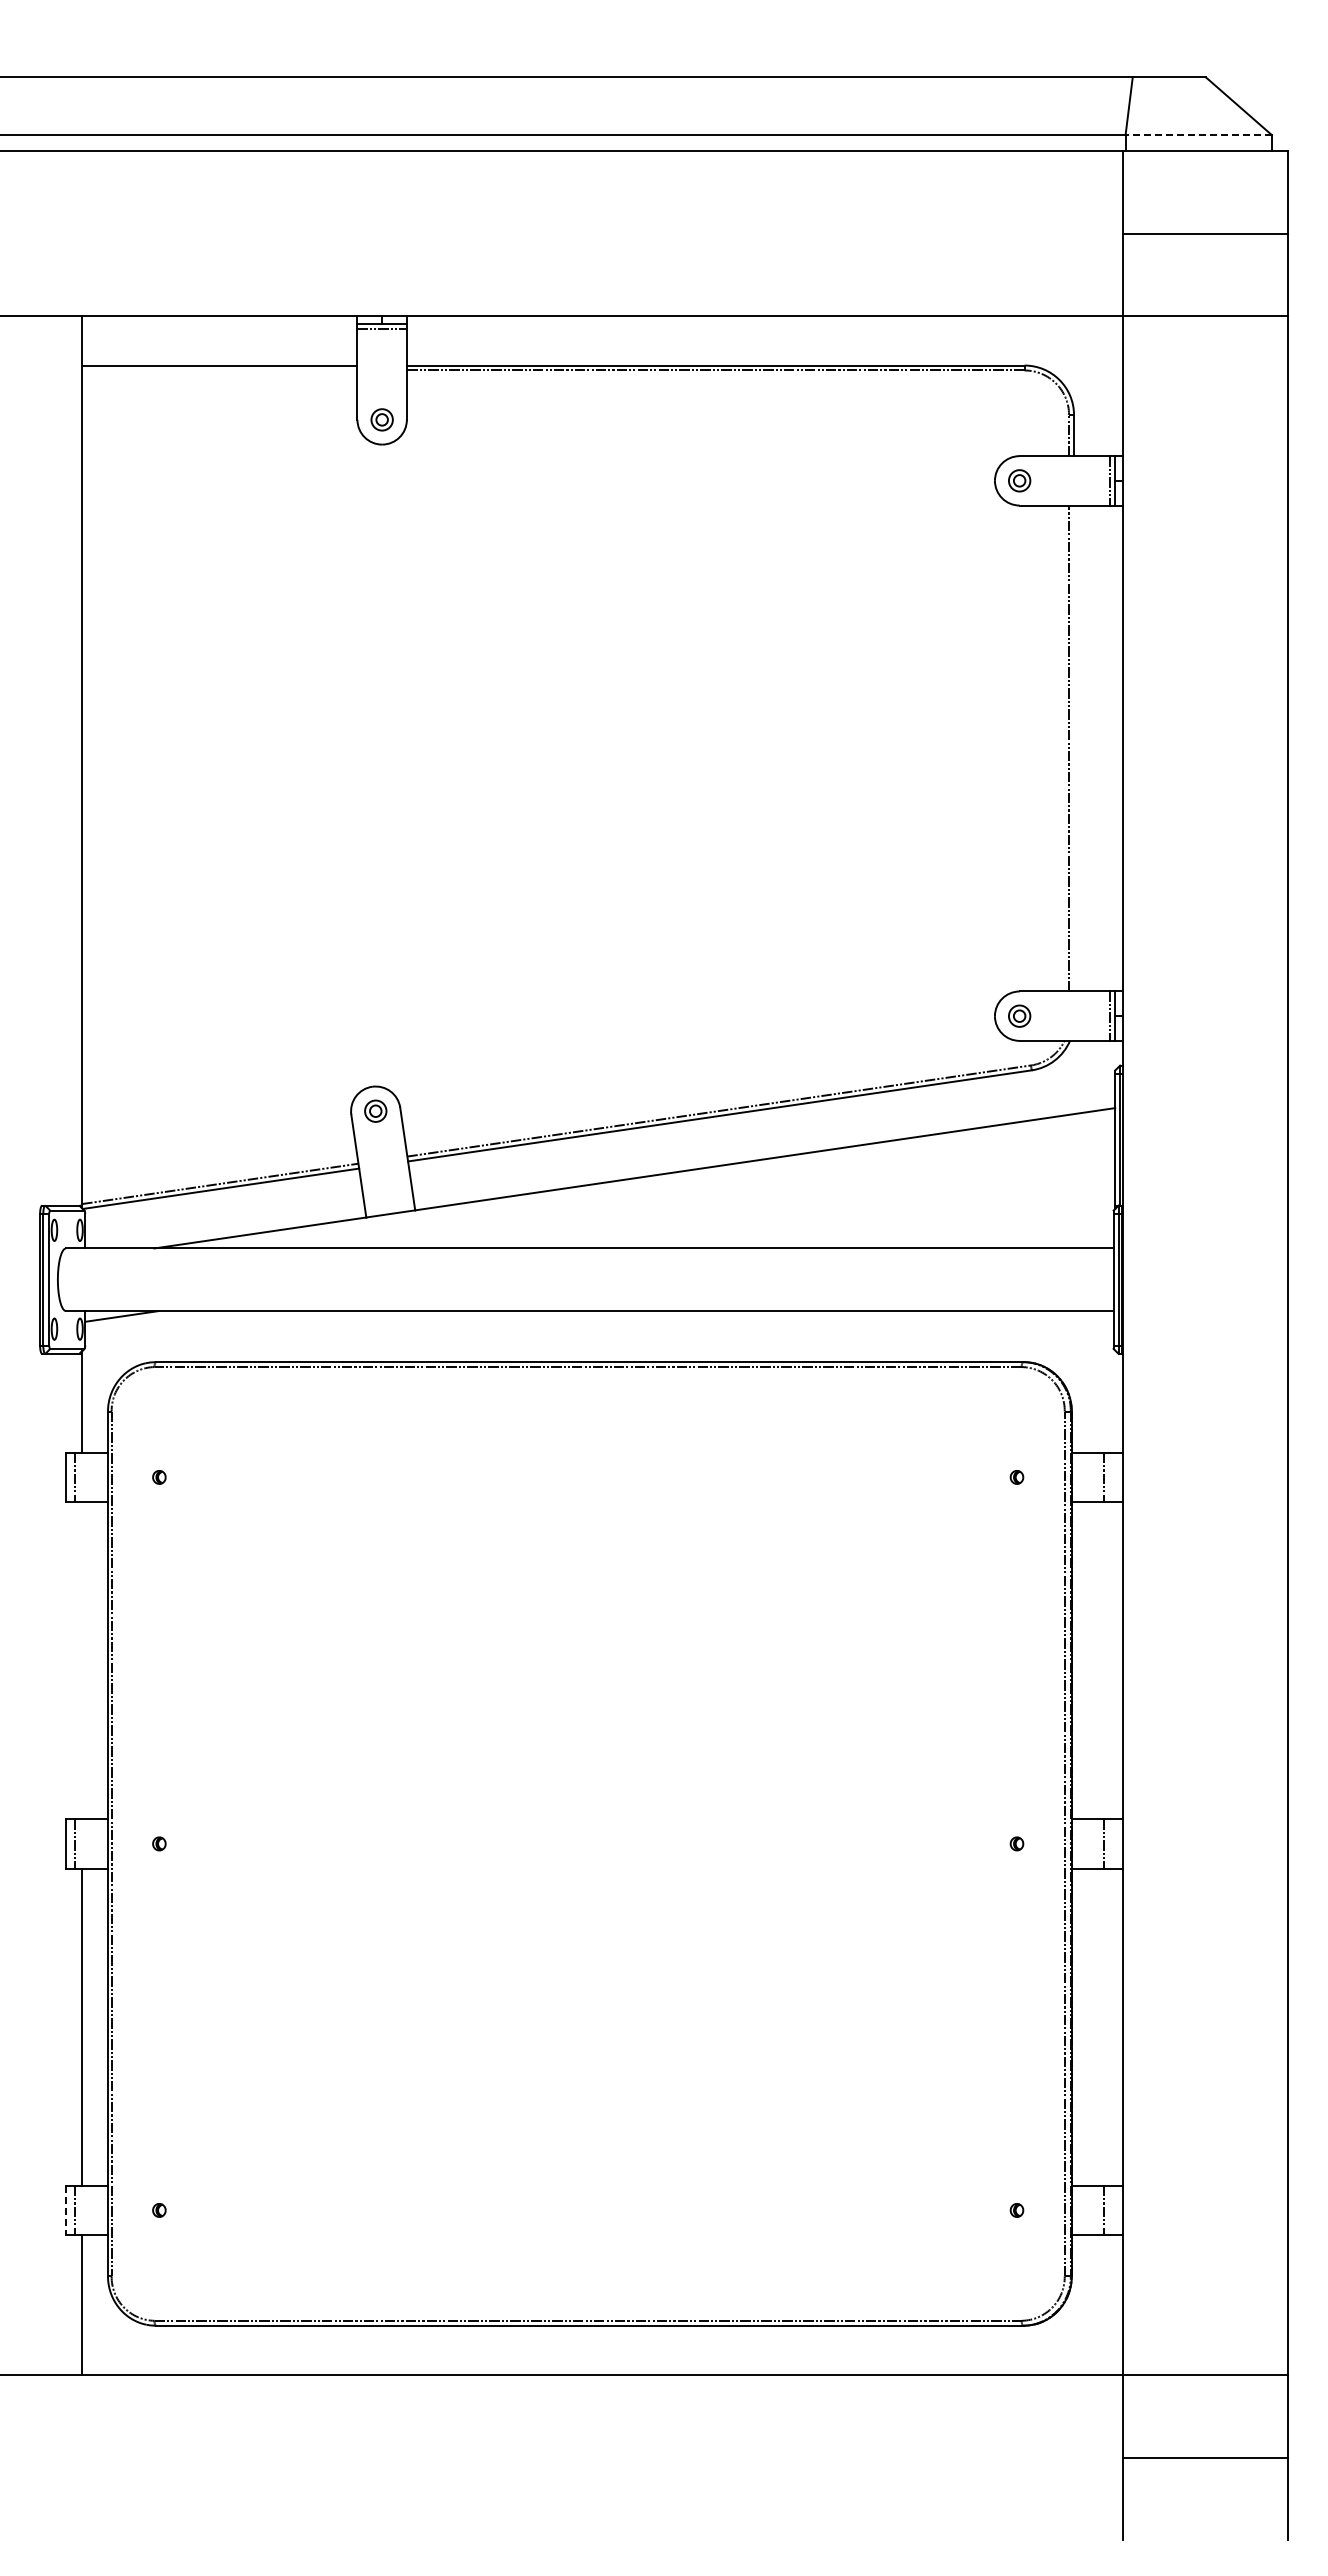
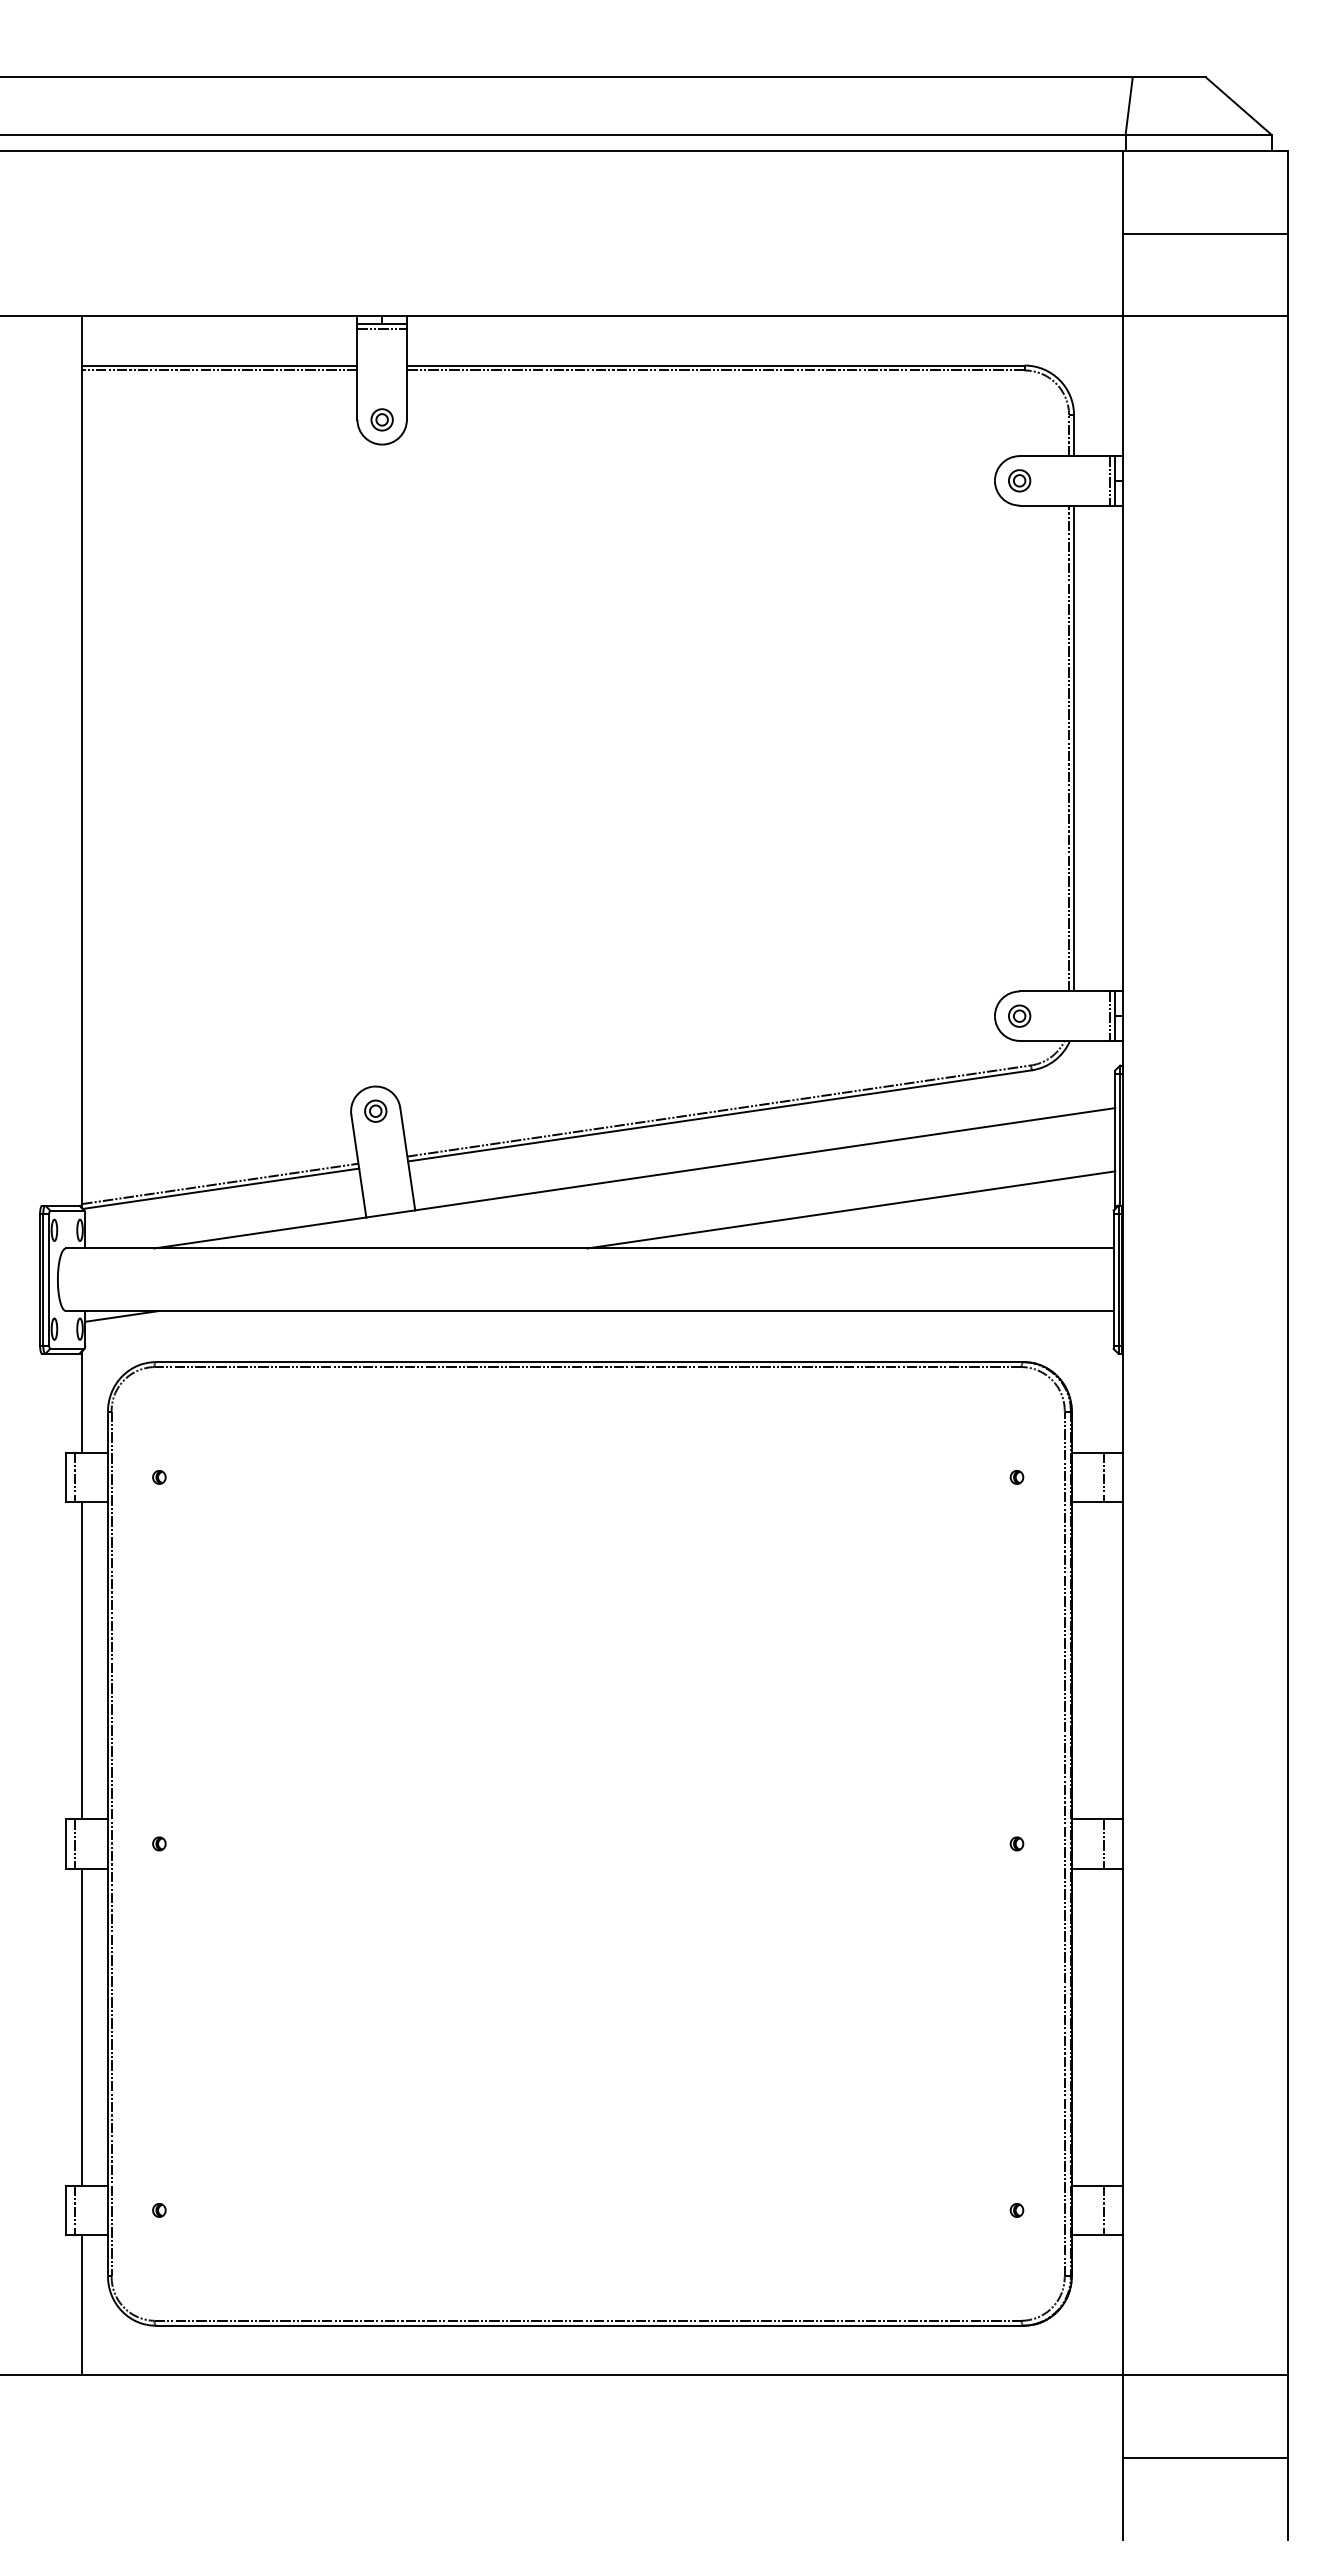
line: dashed -> solid (1198, 134)
line: none -> present (219, 370)
line: none -> present (1074, 748)
line: none -> present (851, 1209)
line: none -> present (82, 1660)
line: dashed -> solid (65, 2210)
